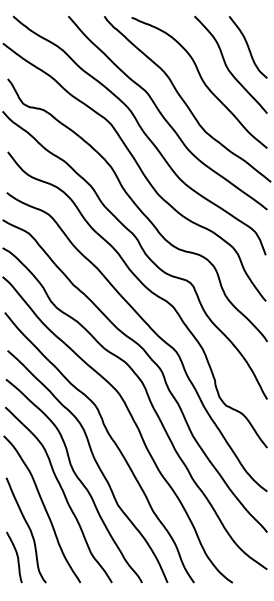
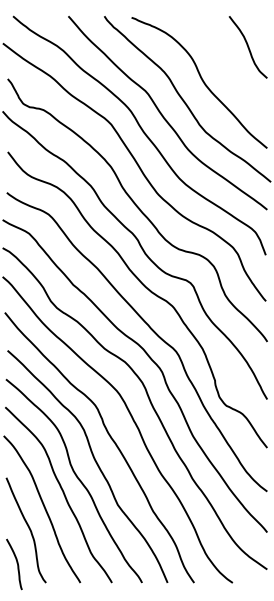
curve: present -> none (227, 65)
curve position: (16, 556) -> (16, 563) (16, 563)
